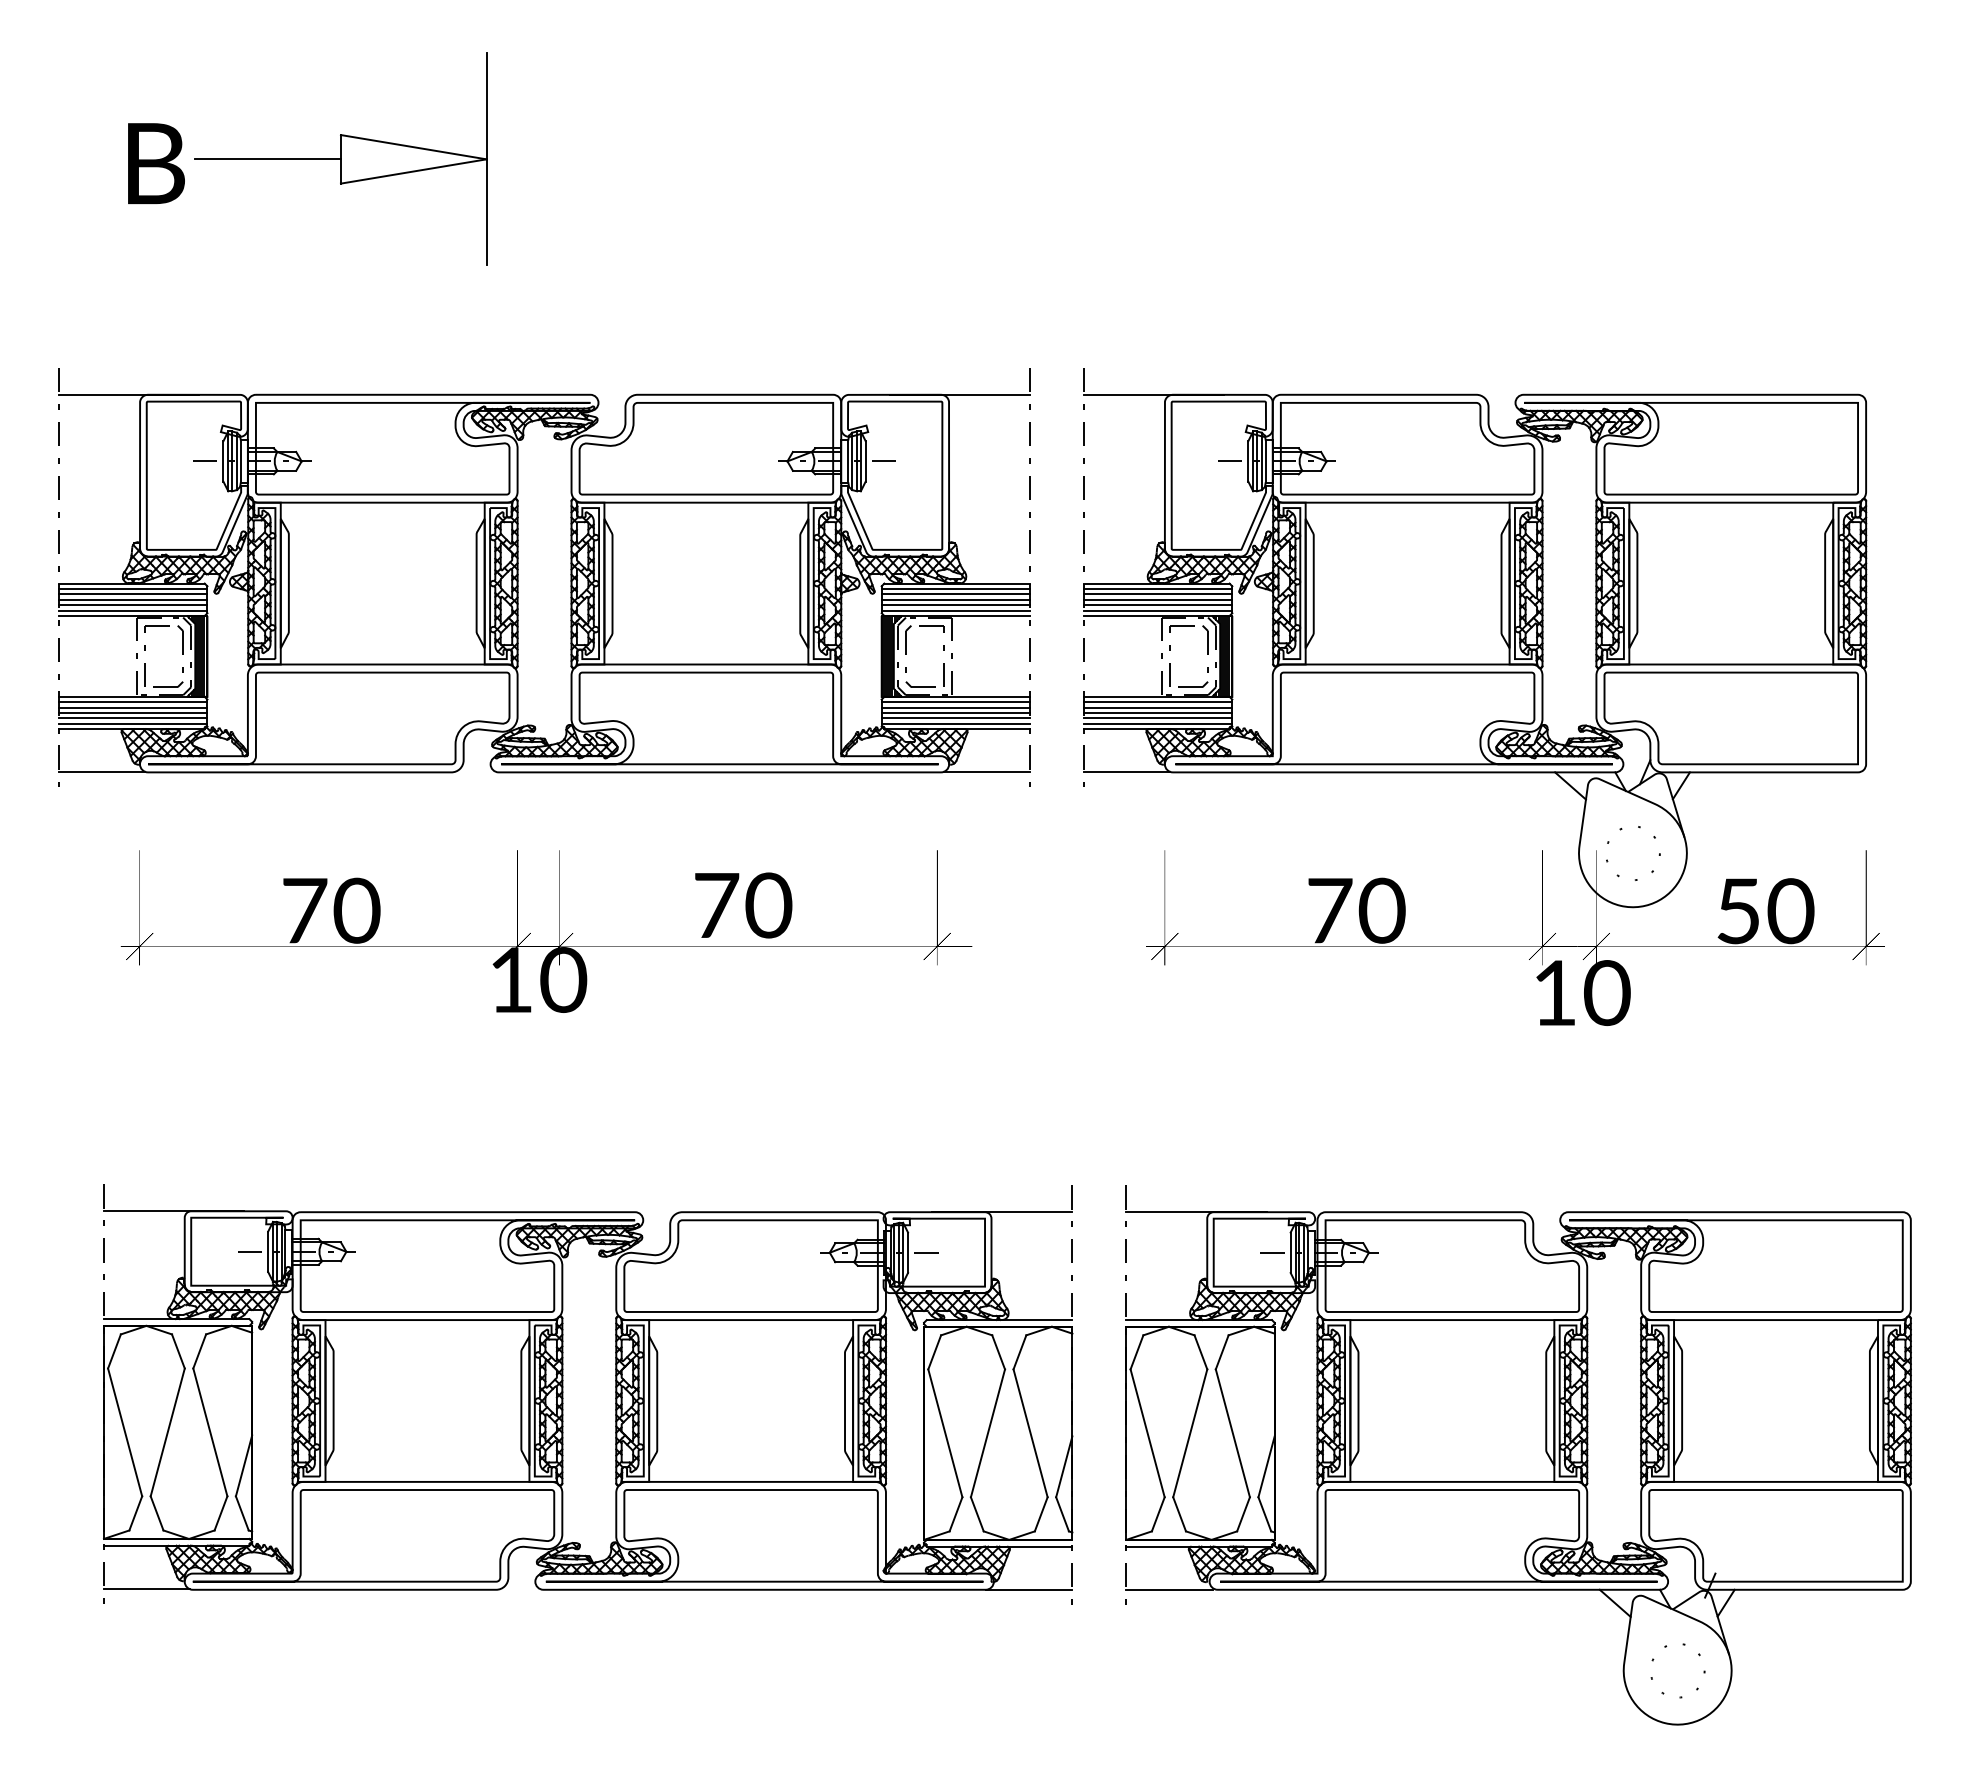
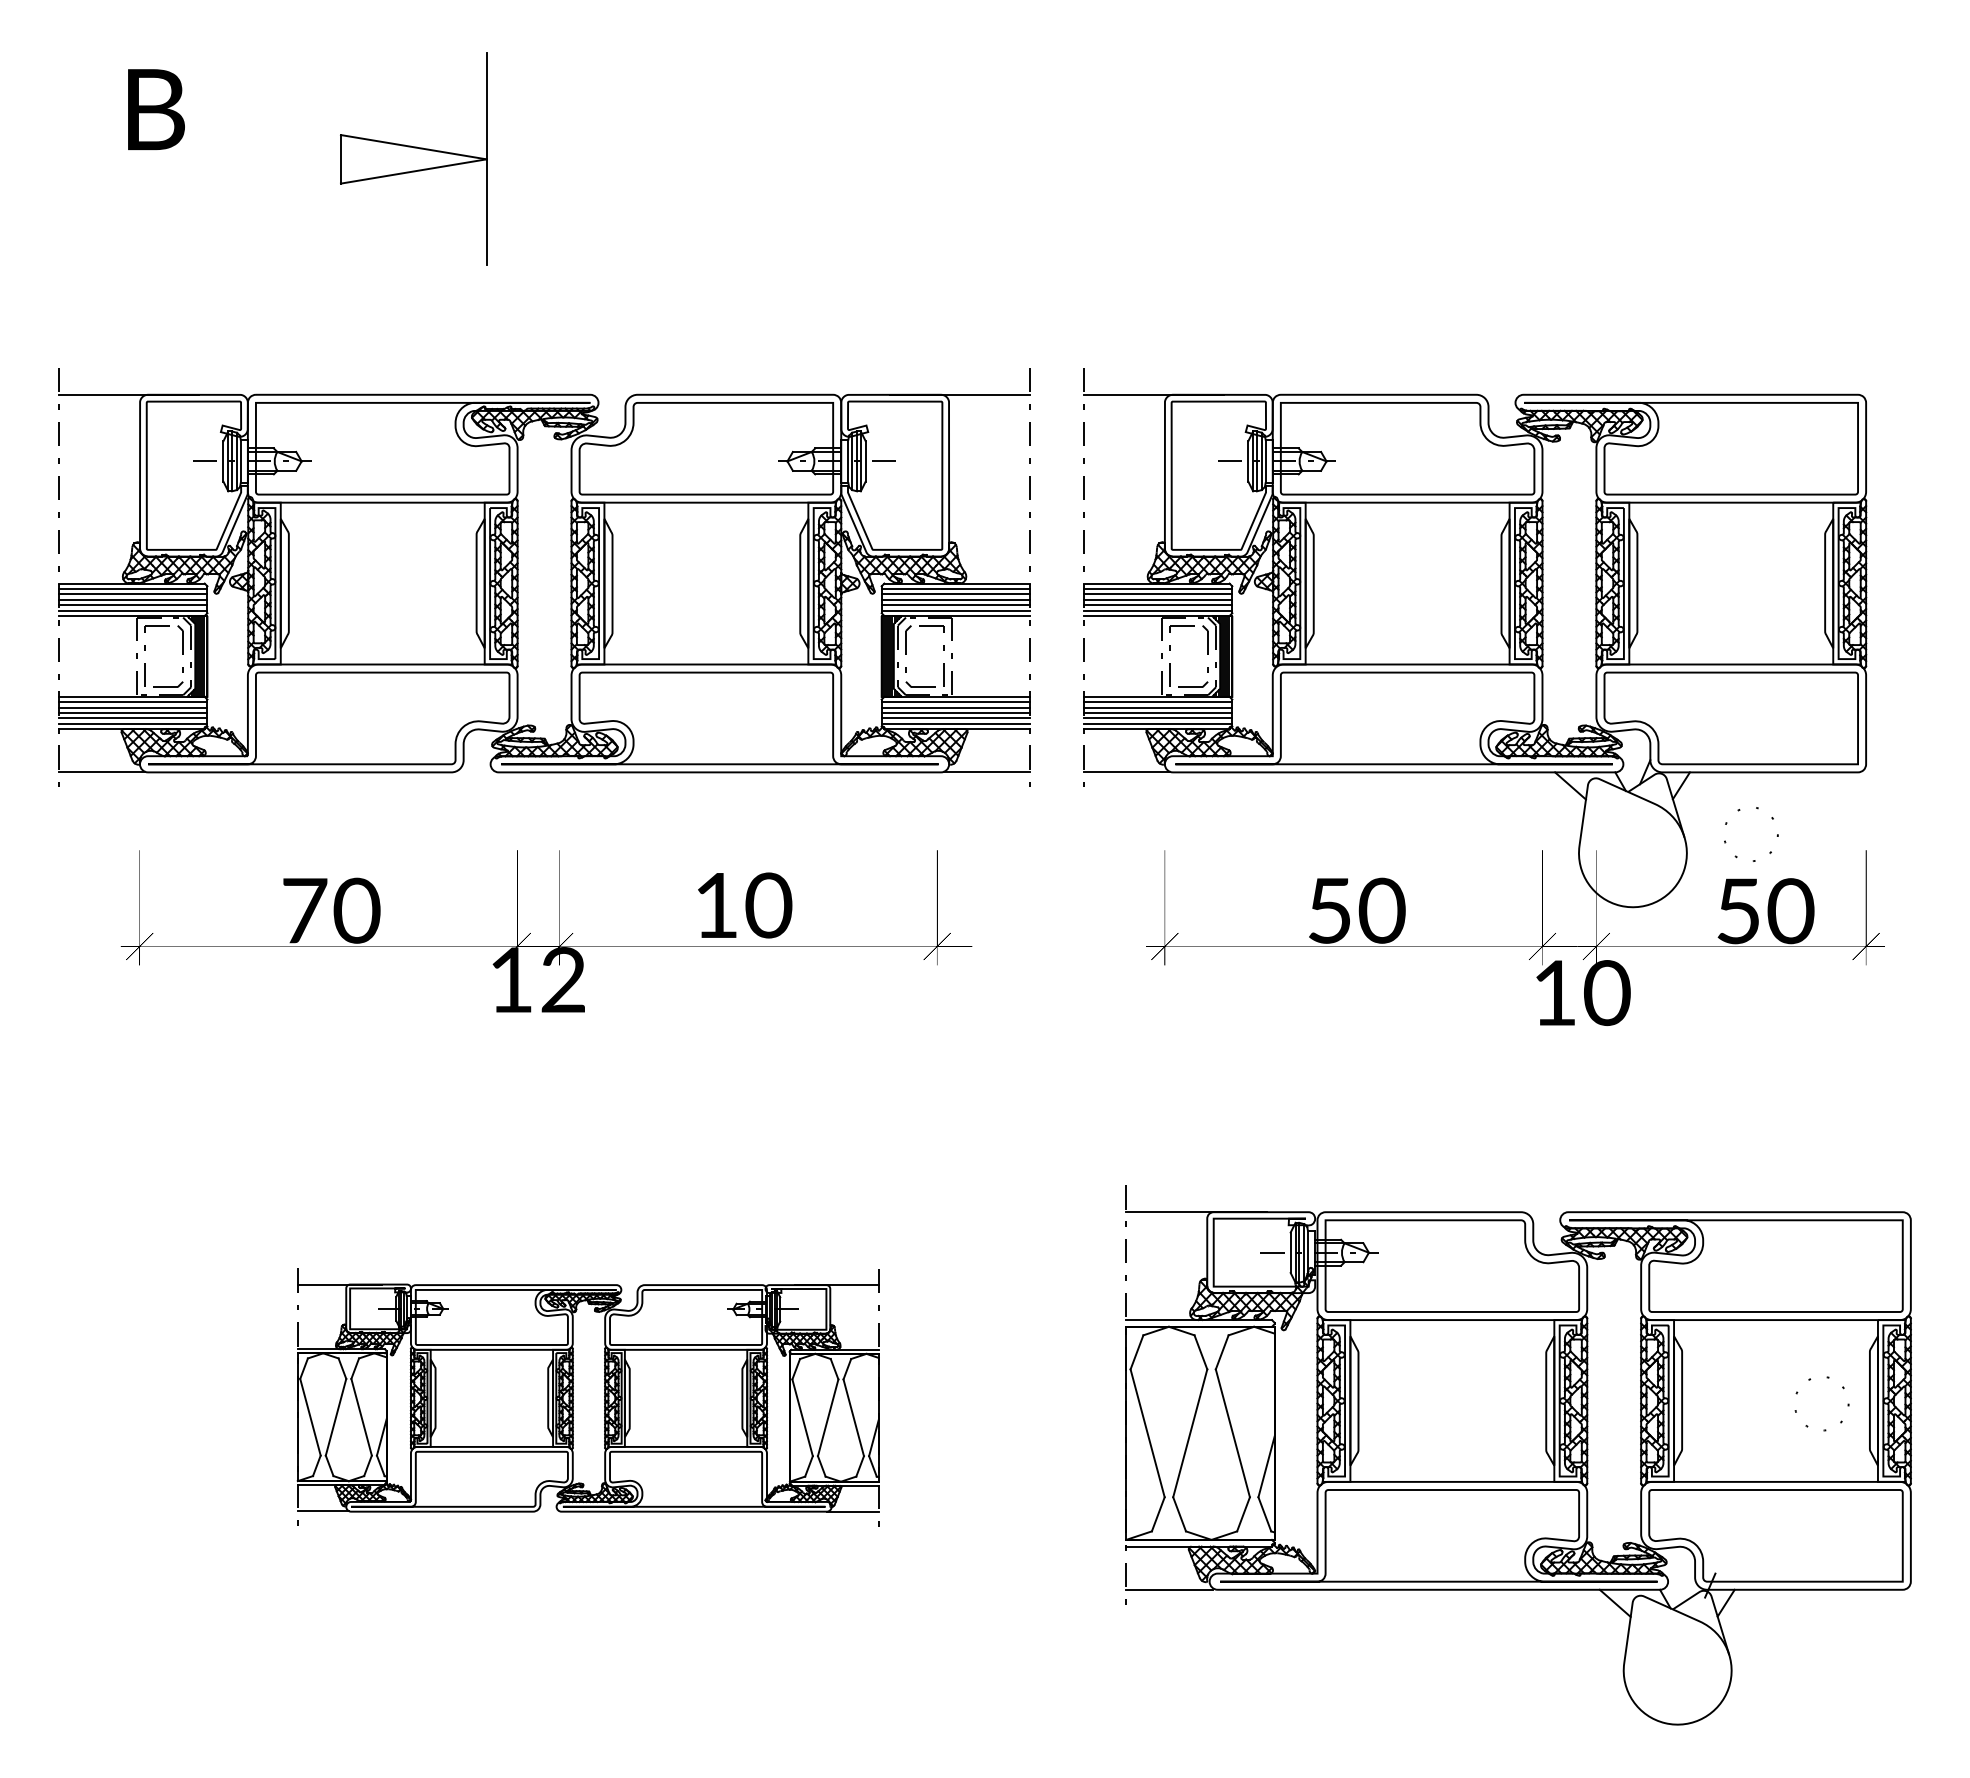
line: present -> none (267, 159)
text position: (156, 163) -> (156, 109) (156, 109)
circle position: (1633, 853) -> (1751, 834) (1751, 834)
text: 70 -> 10 (717, 905)
text: 70 -> 50 (1330, 910)
text: 10 -> 12 (563, 979)
part size: 971x421 px -> 584x256 px (587, 1395)
circle position: (1677, 1670) -> (1821, 1403) (1821, 1403)
